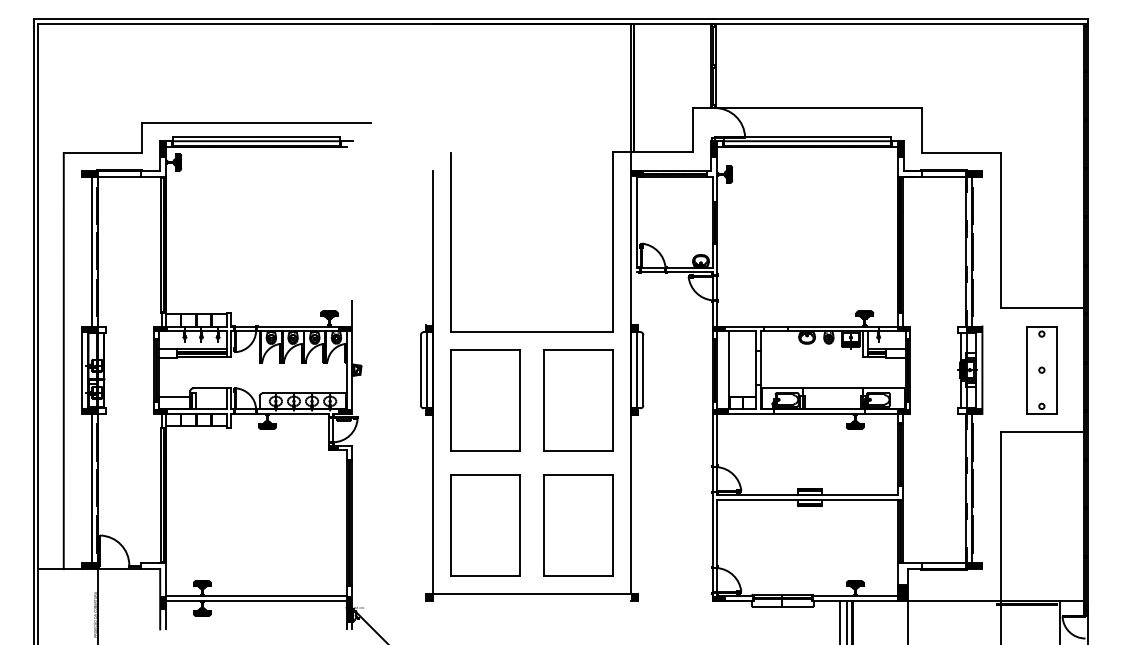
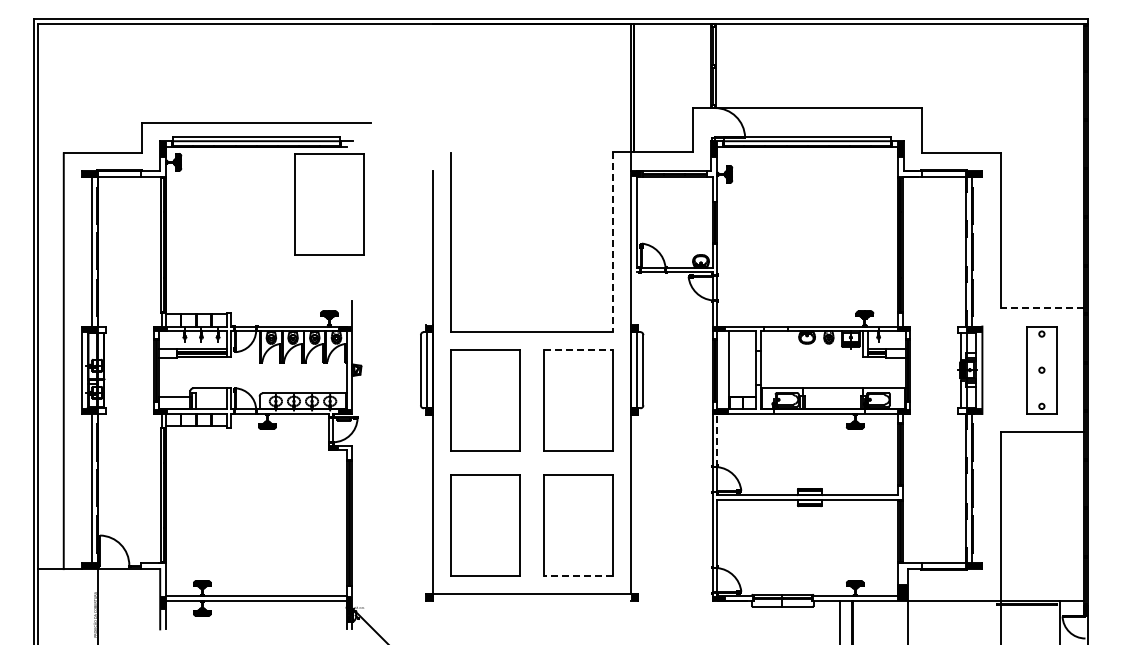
part: none -> present (329, 204)
line: solid -> dashed (613, 242)
line: solid -> dashed (1042, 308)
line: solid -> dashed (578, 349)
line: solid -> dashed (717, 439)
line: solid -> dashed (578, 576)
line: present -> none (846, 620)
